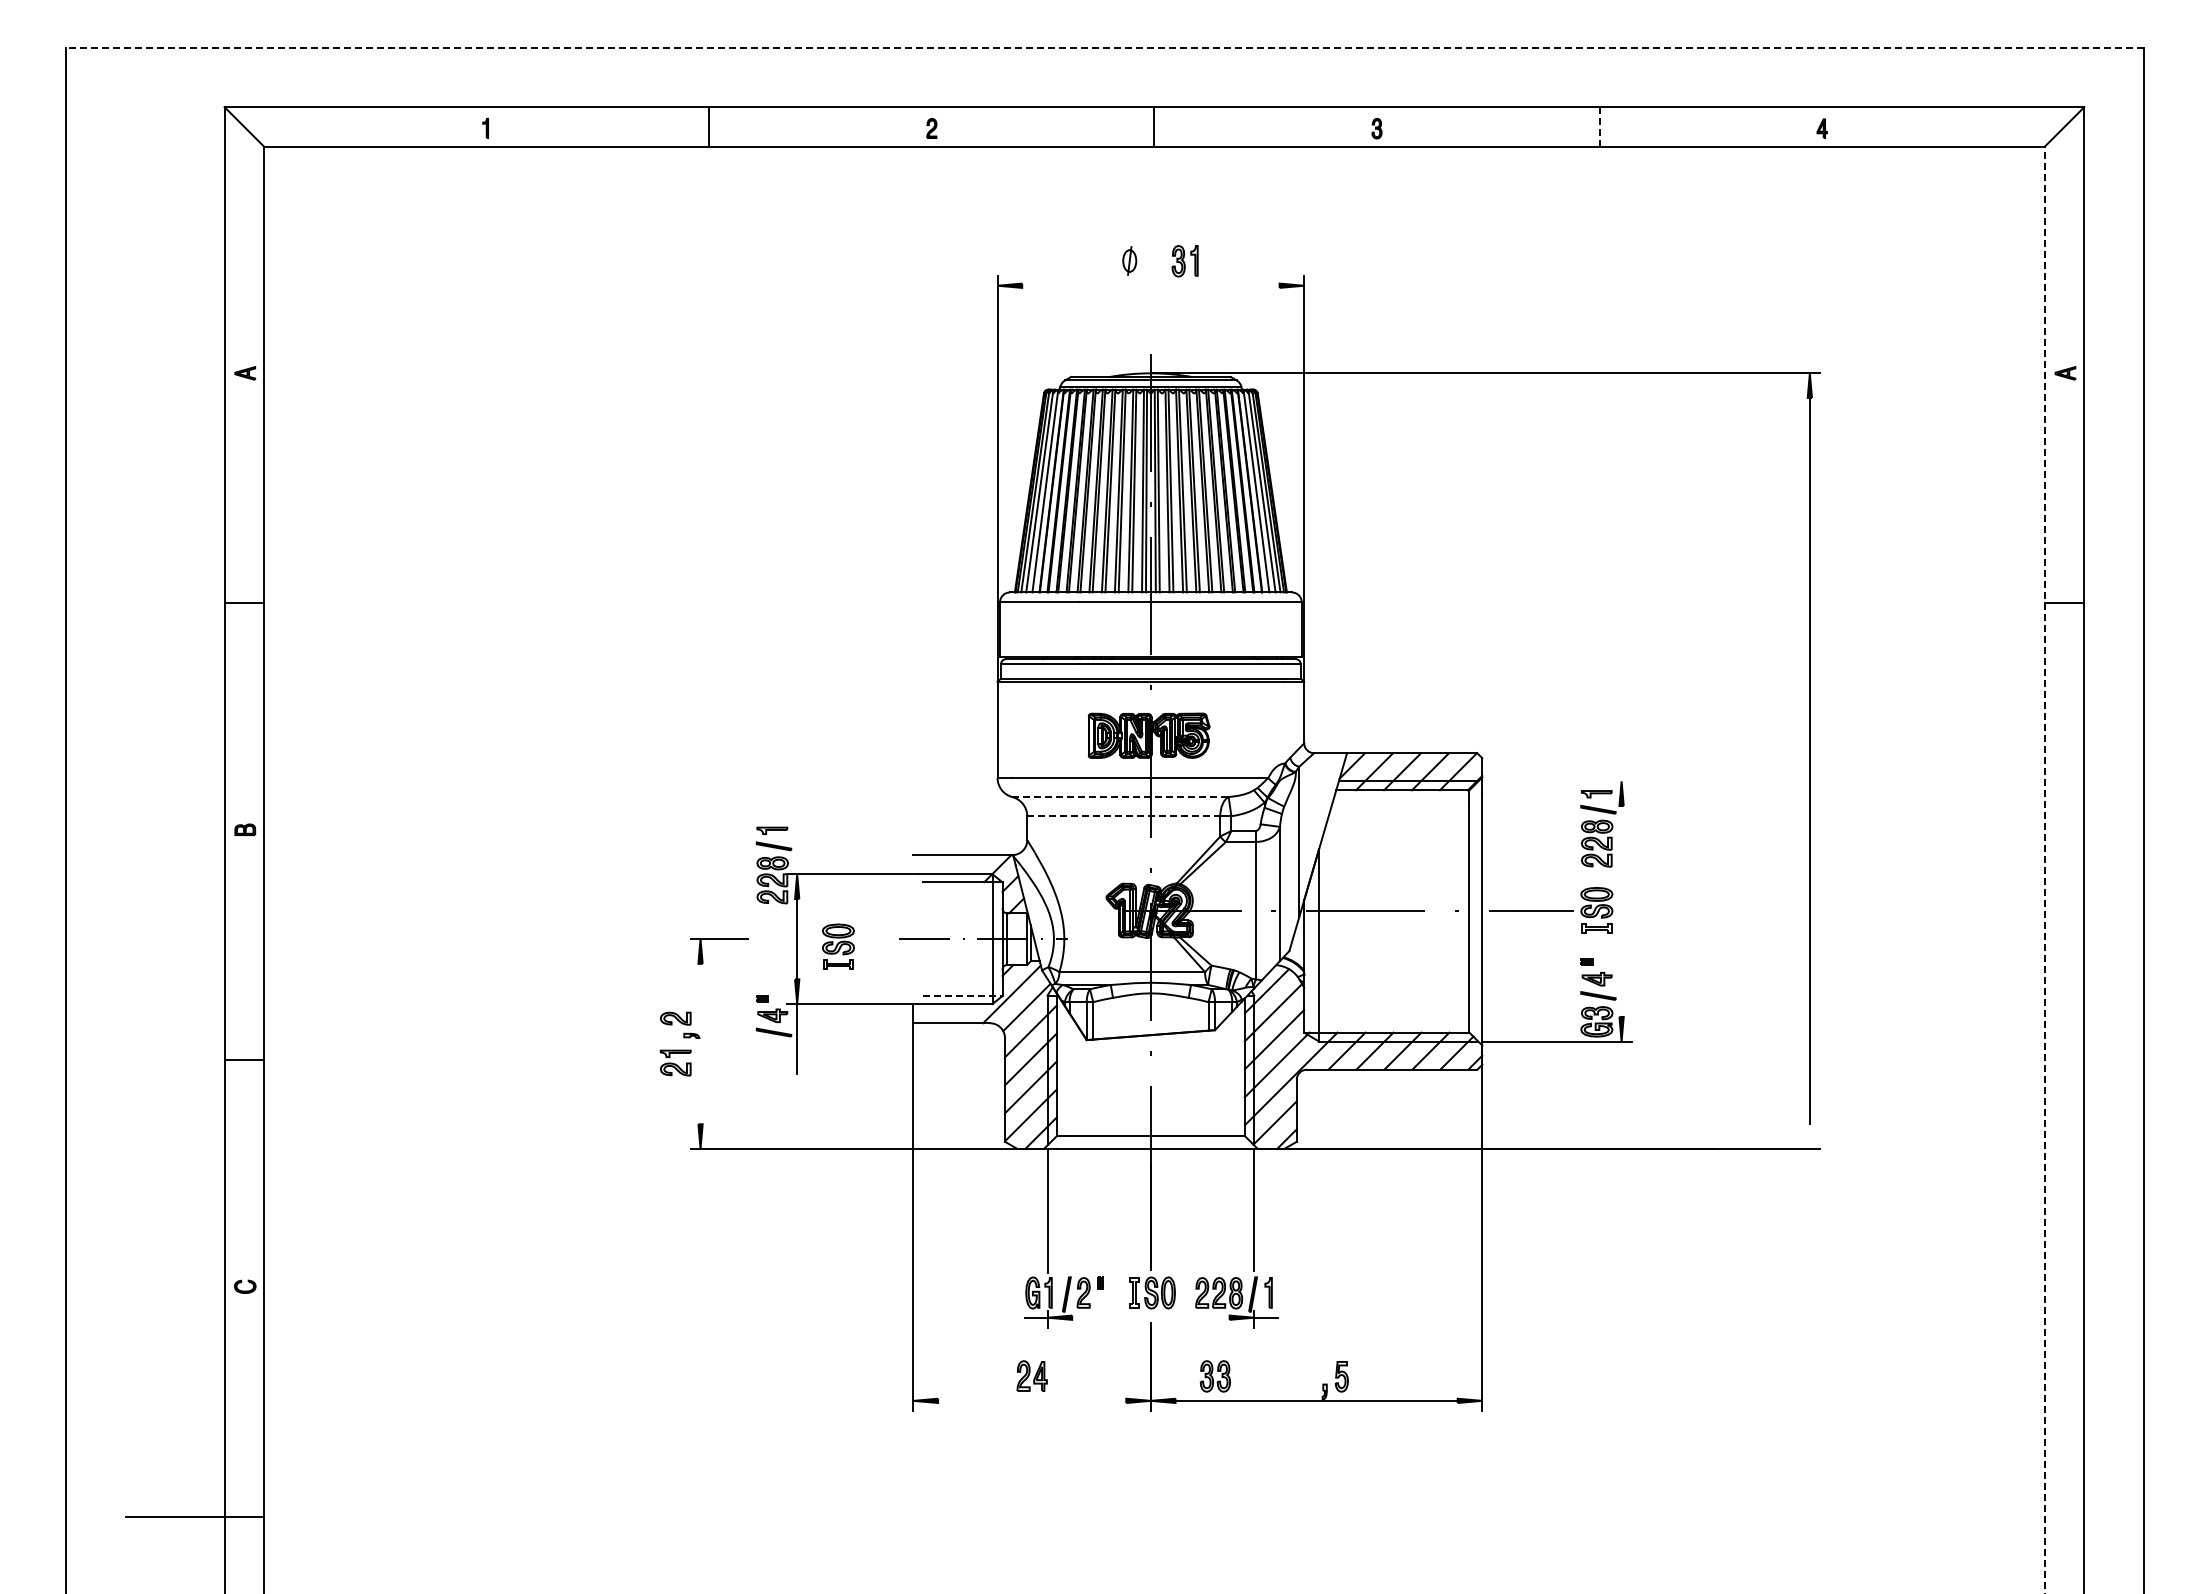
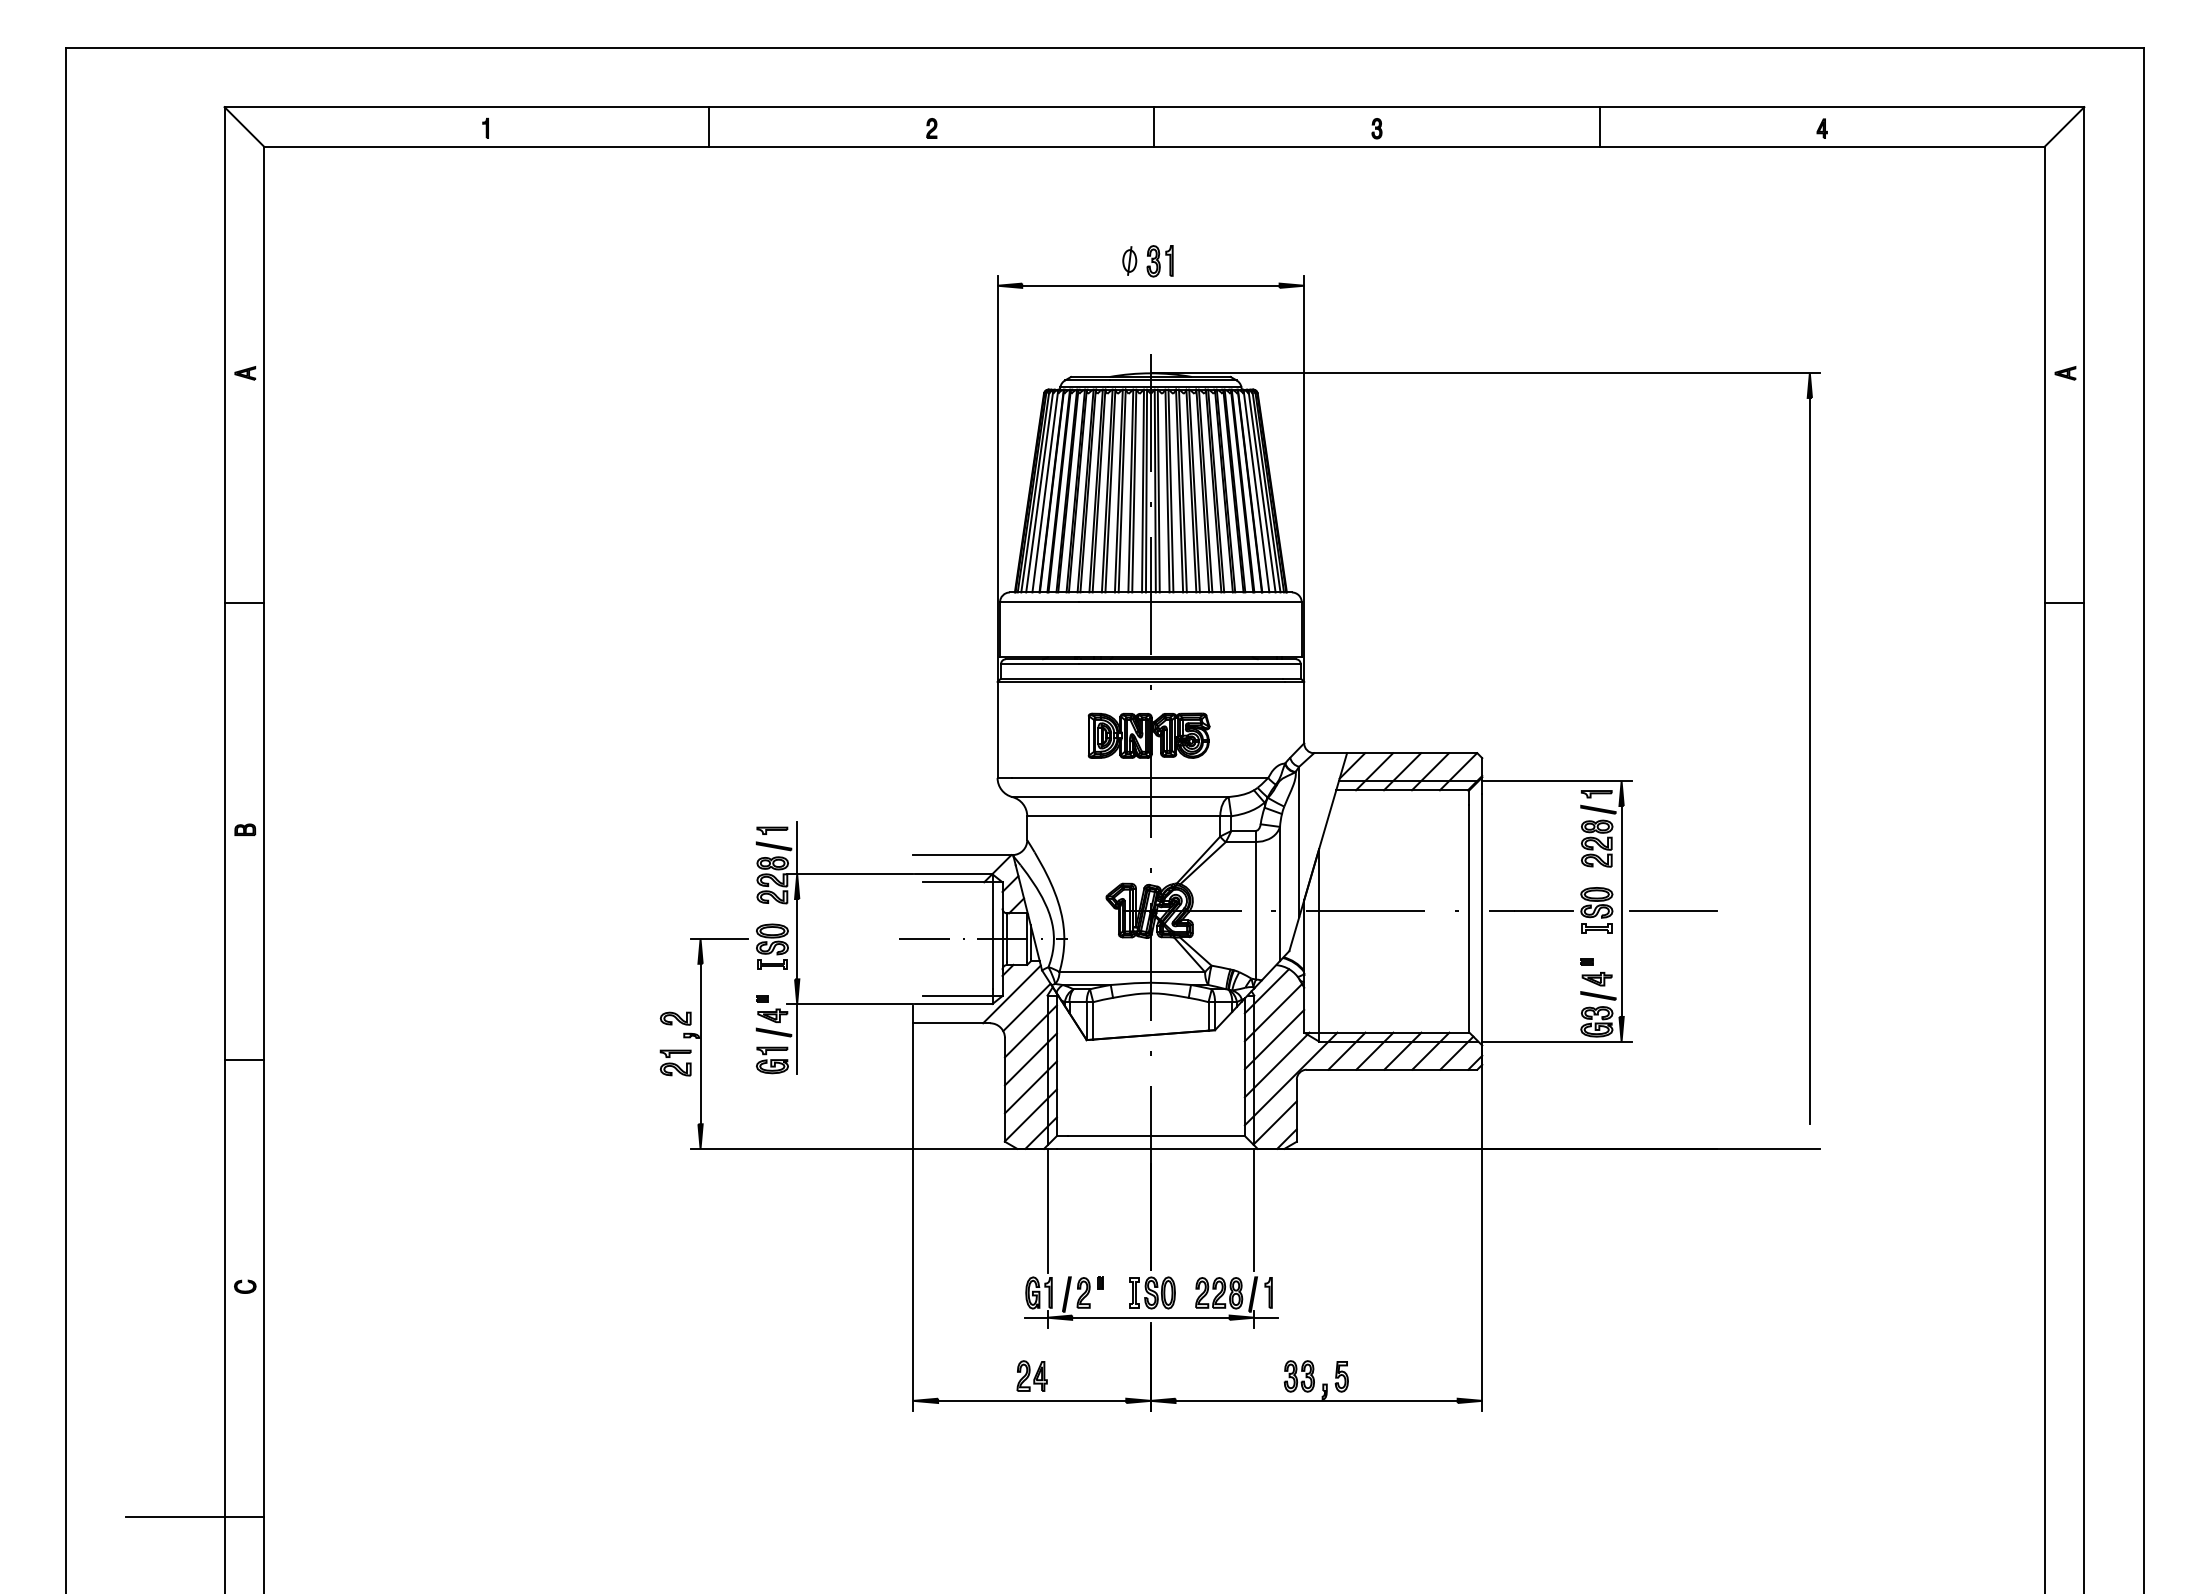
line: dashed -> solid (1105, 47)
line: dashed -> solid (1599, 126)
part position: (1184, 261) -> (1159, 261) (1159, 261)
line: none -> present (1150, 285)
line: none -> present (1556, 781)
line: dashed -> solid (1121, 797)
line: dashed -> solid (1123, 816)
line: none -> present (797, 847)
line: dashed -> solid (2044, 869)
line: none -> present (1621, 911)
line: none -> present (1673, 911)
part position: (838, 946) -> (772, 946) (772, 946)
line: dashed -> solid (962, 996)
line: none -> present (700, 1043)
part: none -> present (772, 1060)
line: none -> present (1150, 1317)
part position: (1214, 1376) -> (1298, 1376) (1298, 1376)
line: none -> present (1032, 1400)
